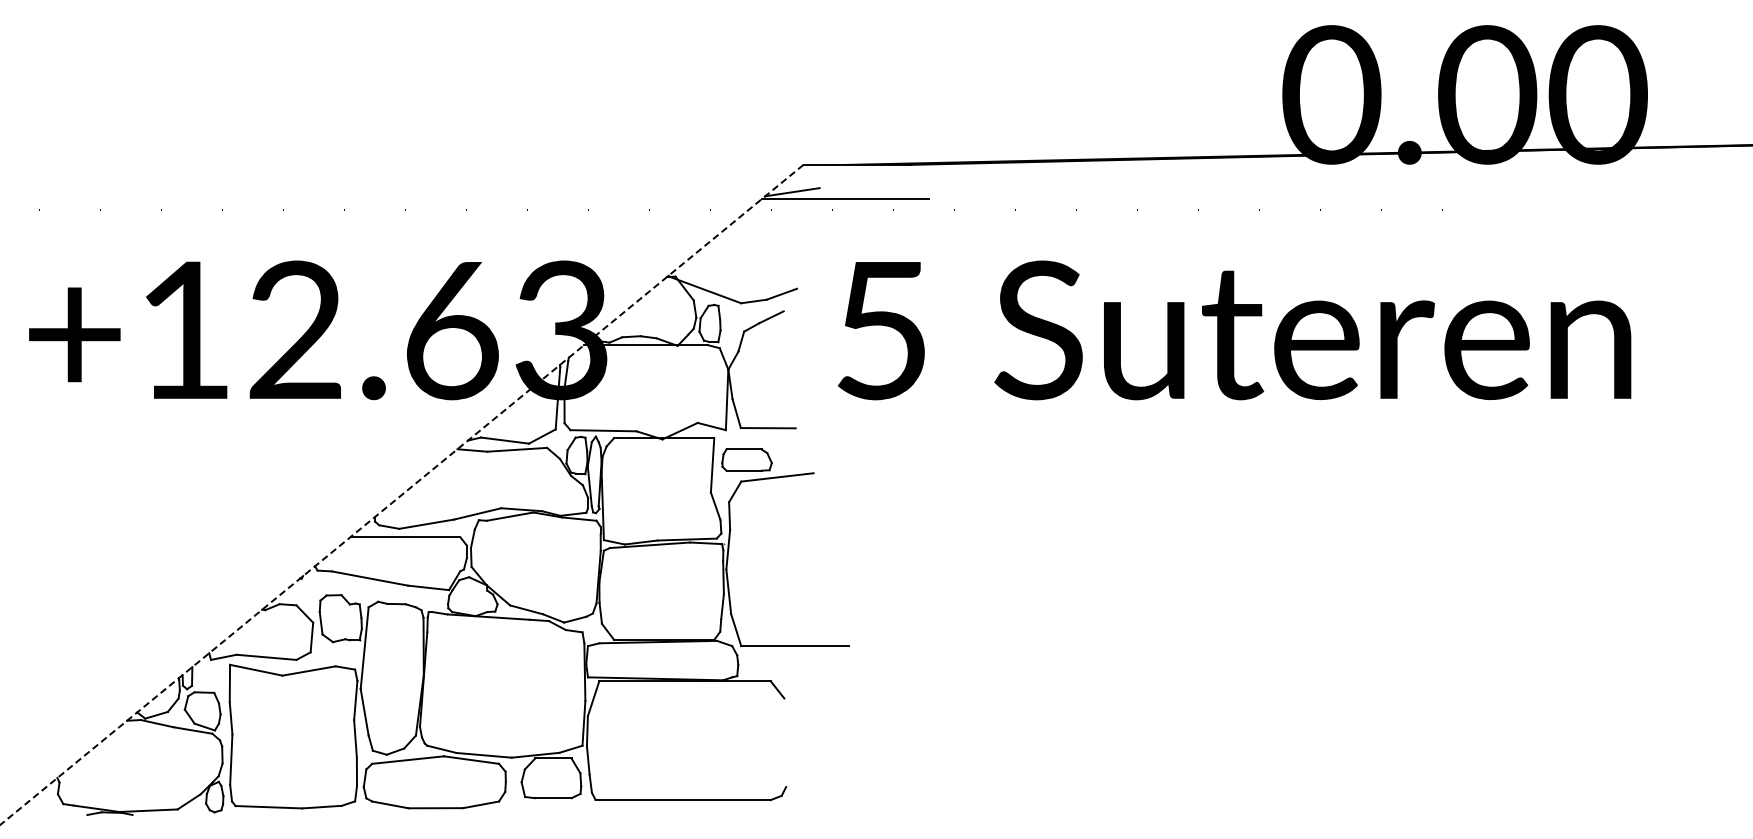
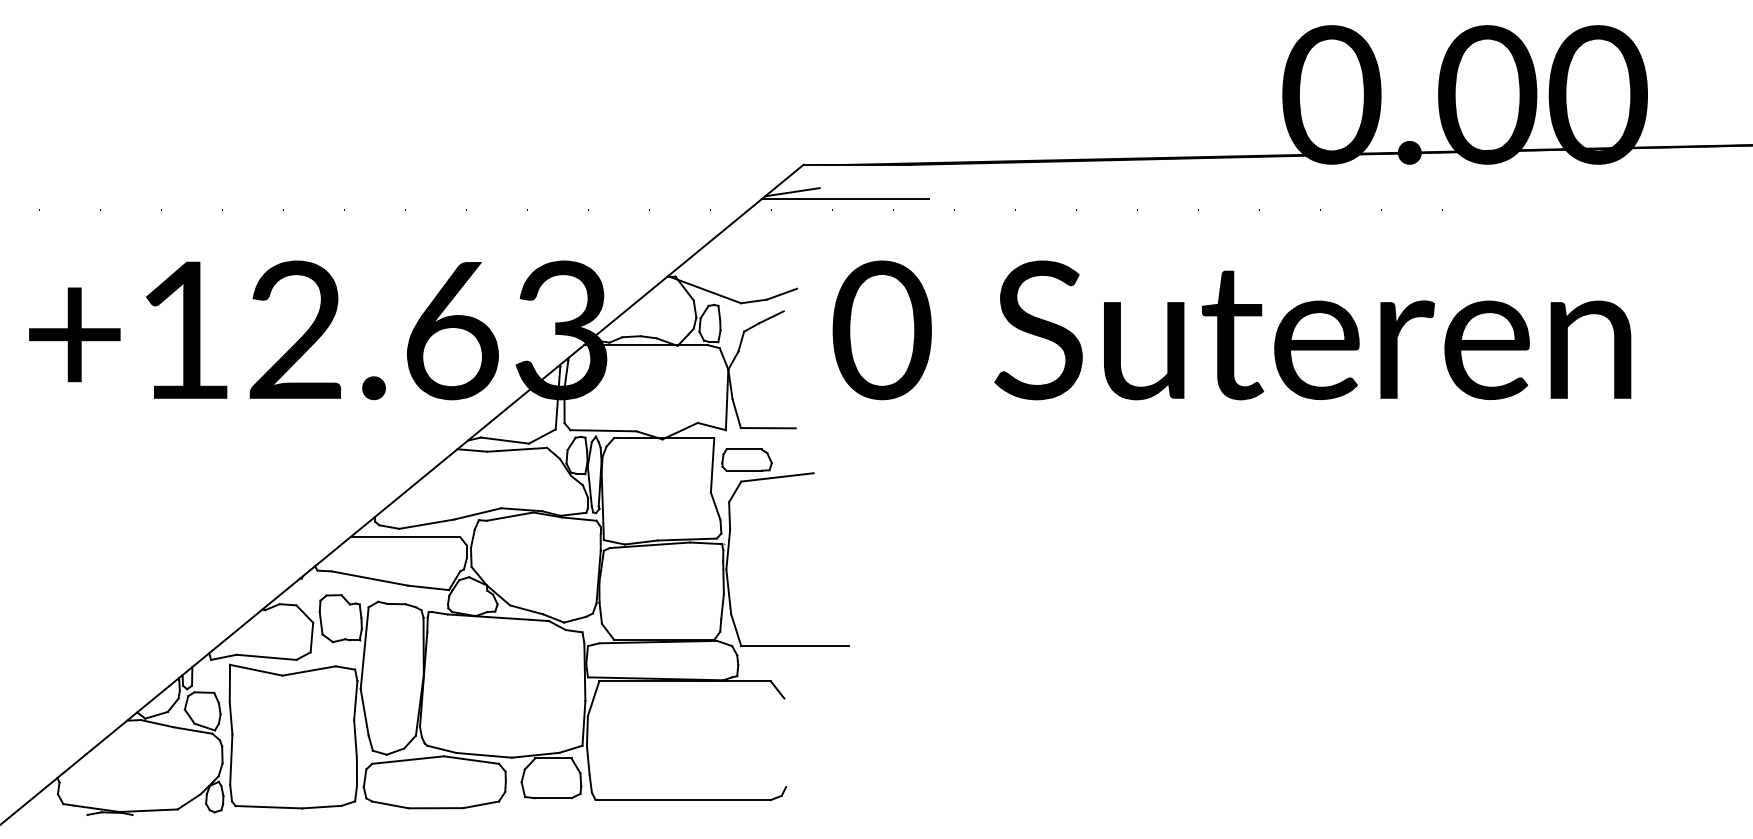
text: 5 -> 0 (881, 330)
line: dashed -> solid (401, 495)
